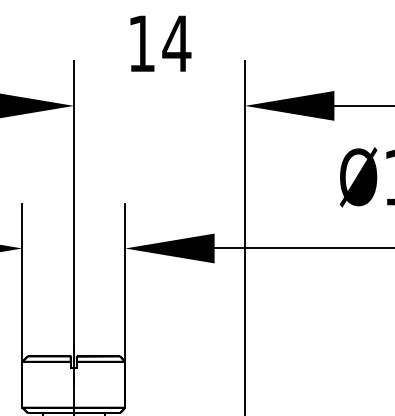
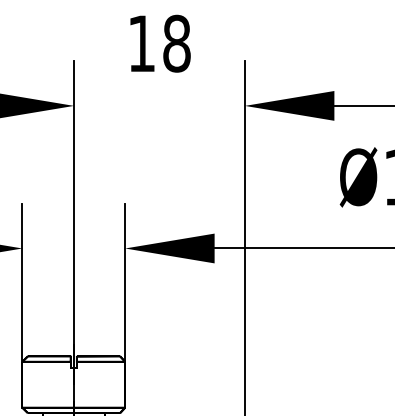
text: 14 -> 18 (176, 43)
